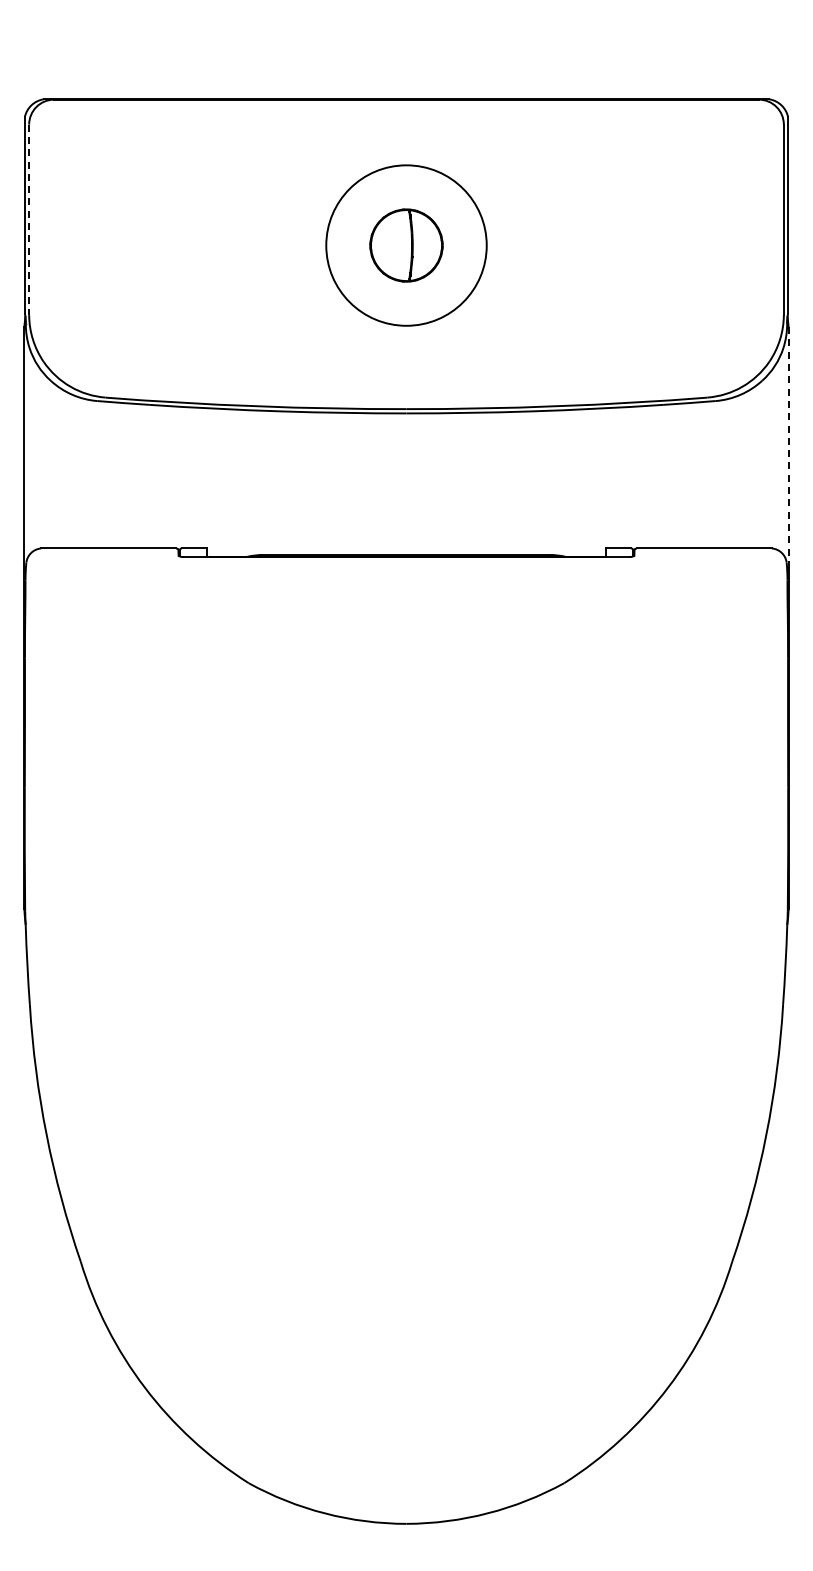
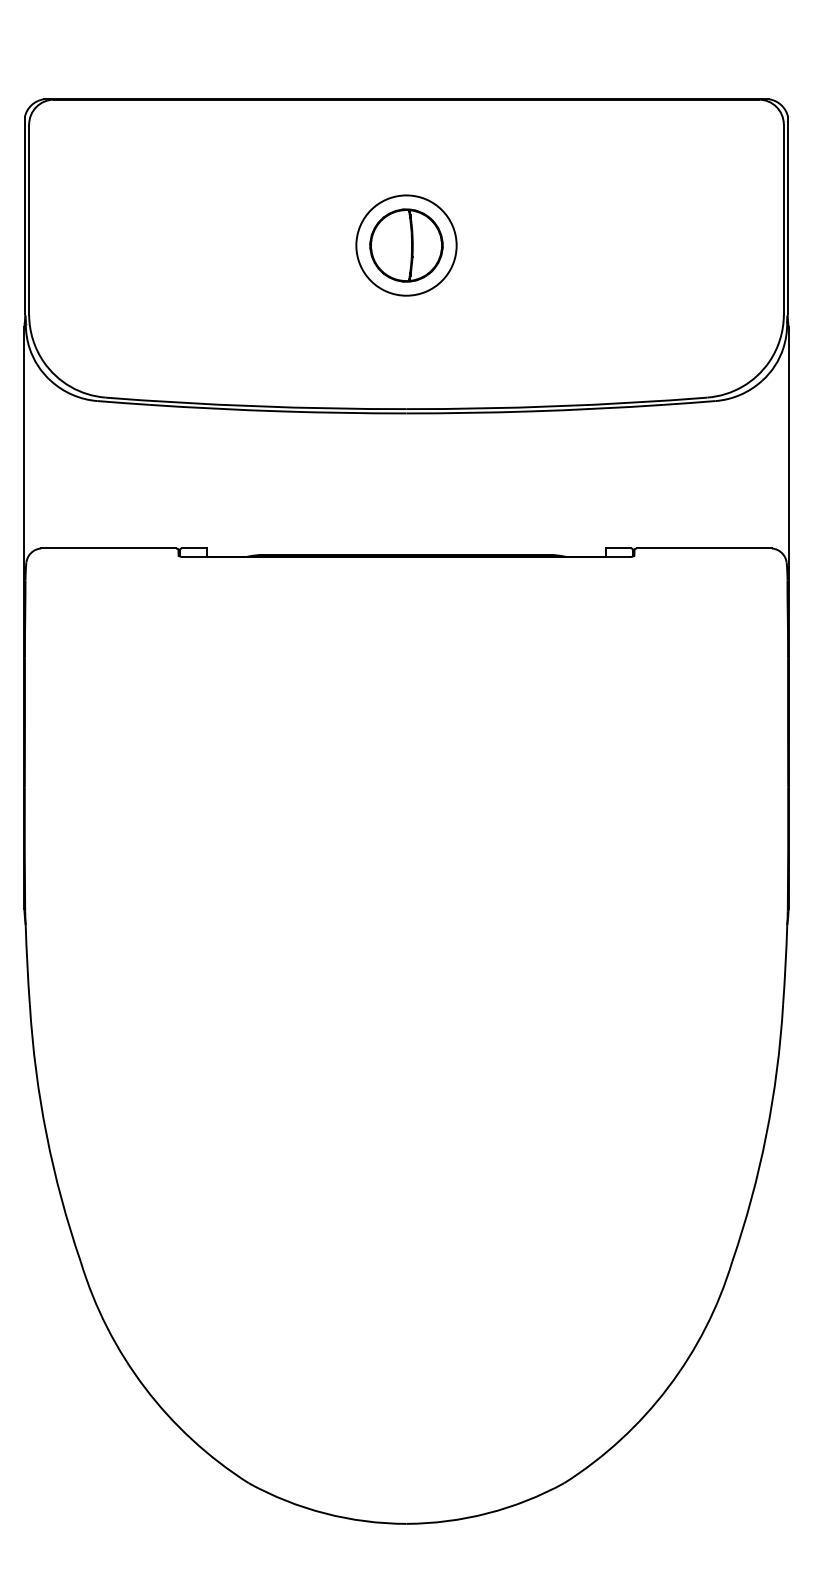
line: dashed -> solid (29, 220)
circle diameter: 160 px -> 100 px (406, 245)
line: dashed -> solid (788, 447)
